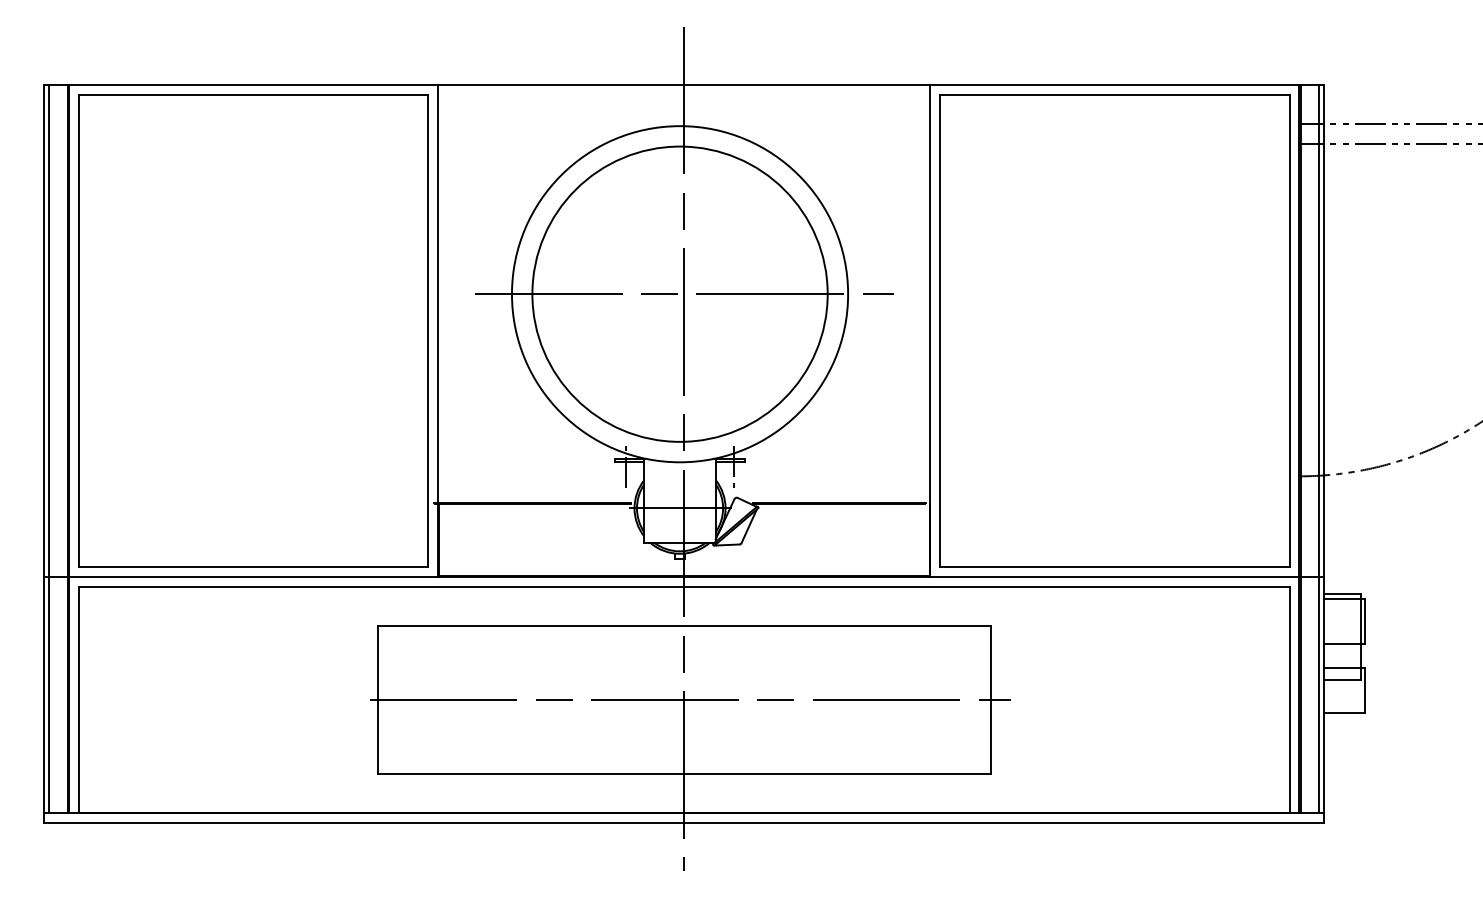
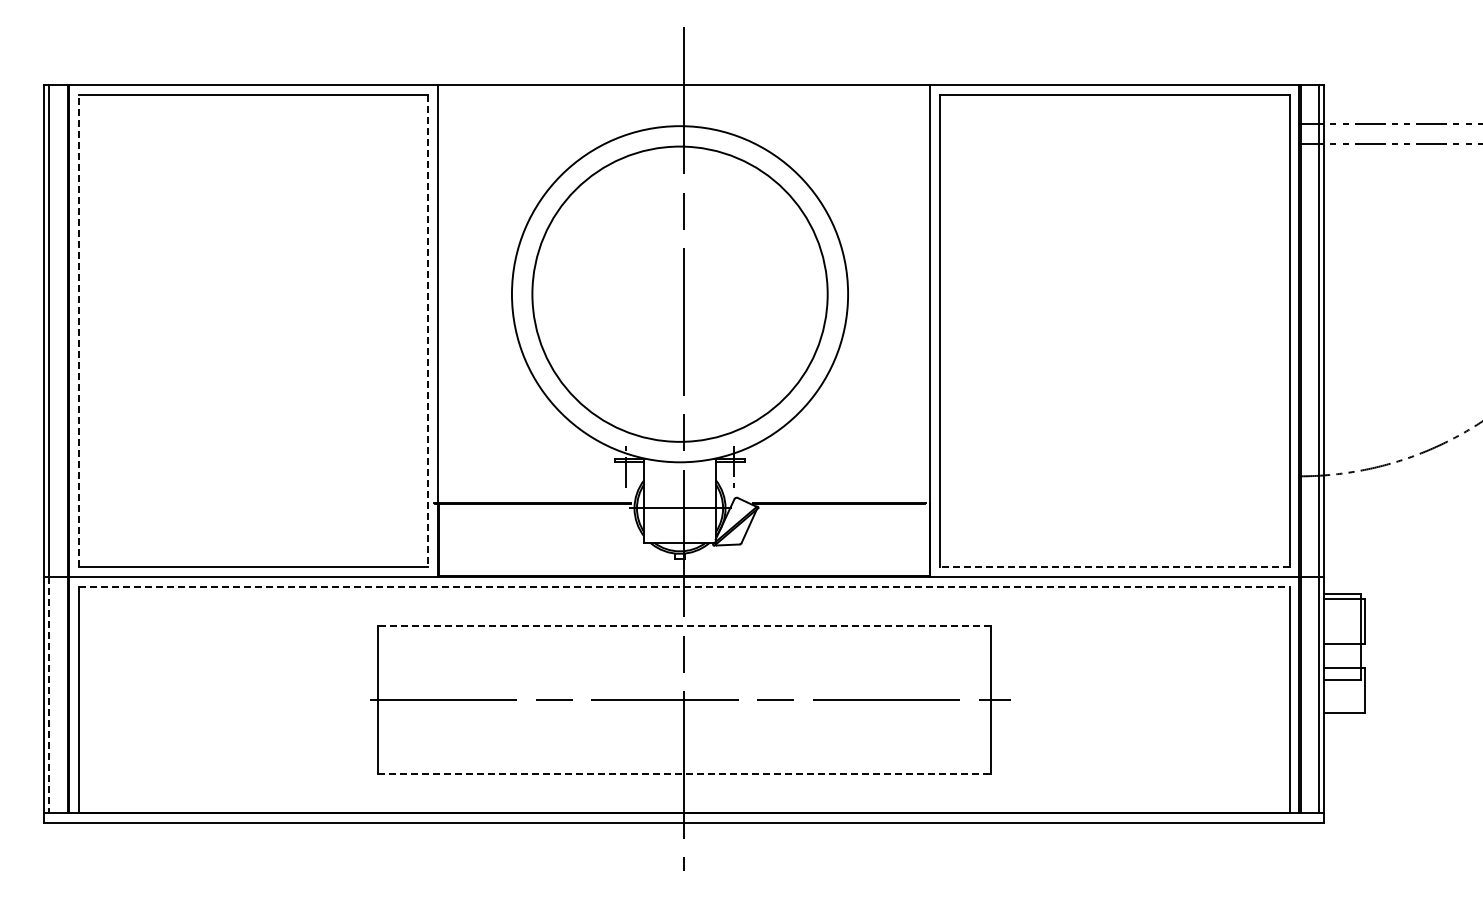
line: present -> none (684, 294)
line: solid -> dashed (78, 330)
line: solid -> dashed (428, 331)
line: solid -> dashed (1114, 567)
line: solid -> dashed (684, 587)
line: solid -> dashed (683, 626)
line: solid -> dashed (49, 695)
line: solid -> dashed (684, 774)
